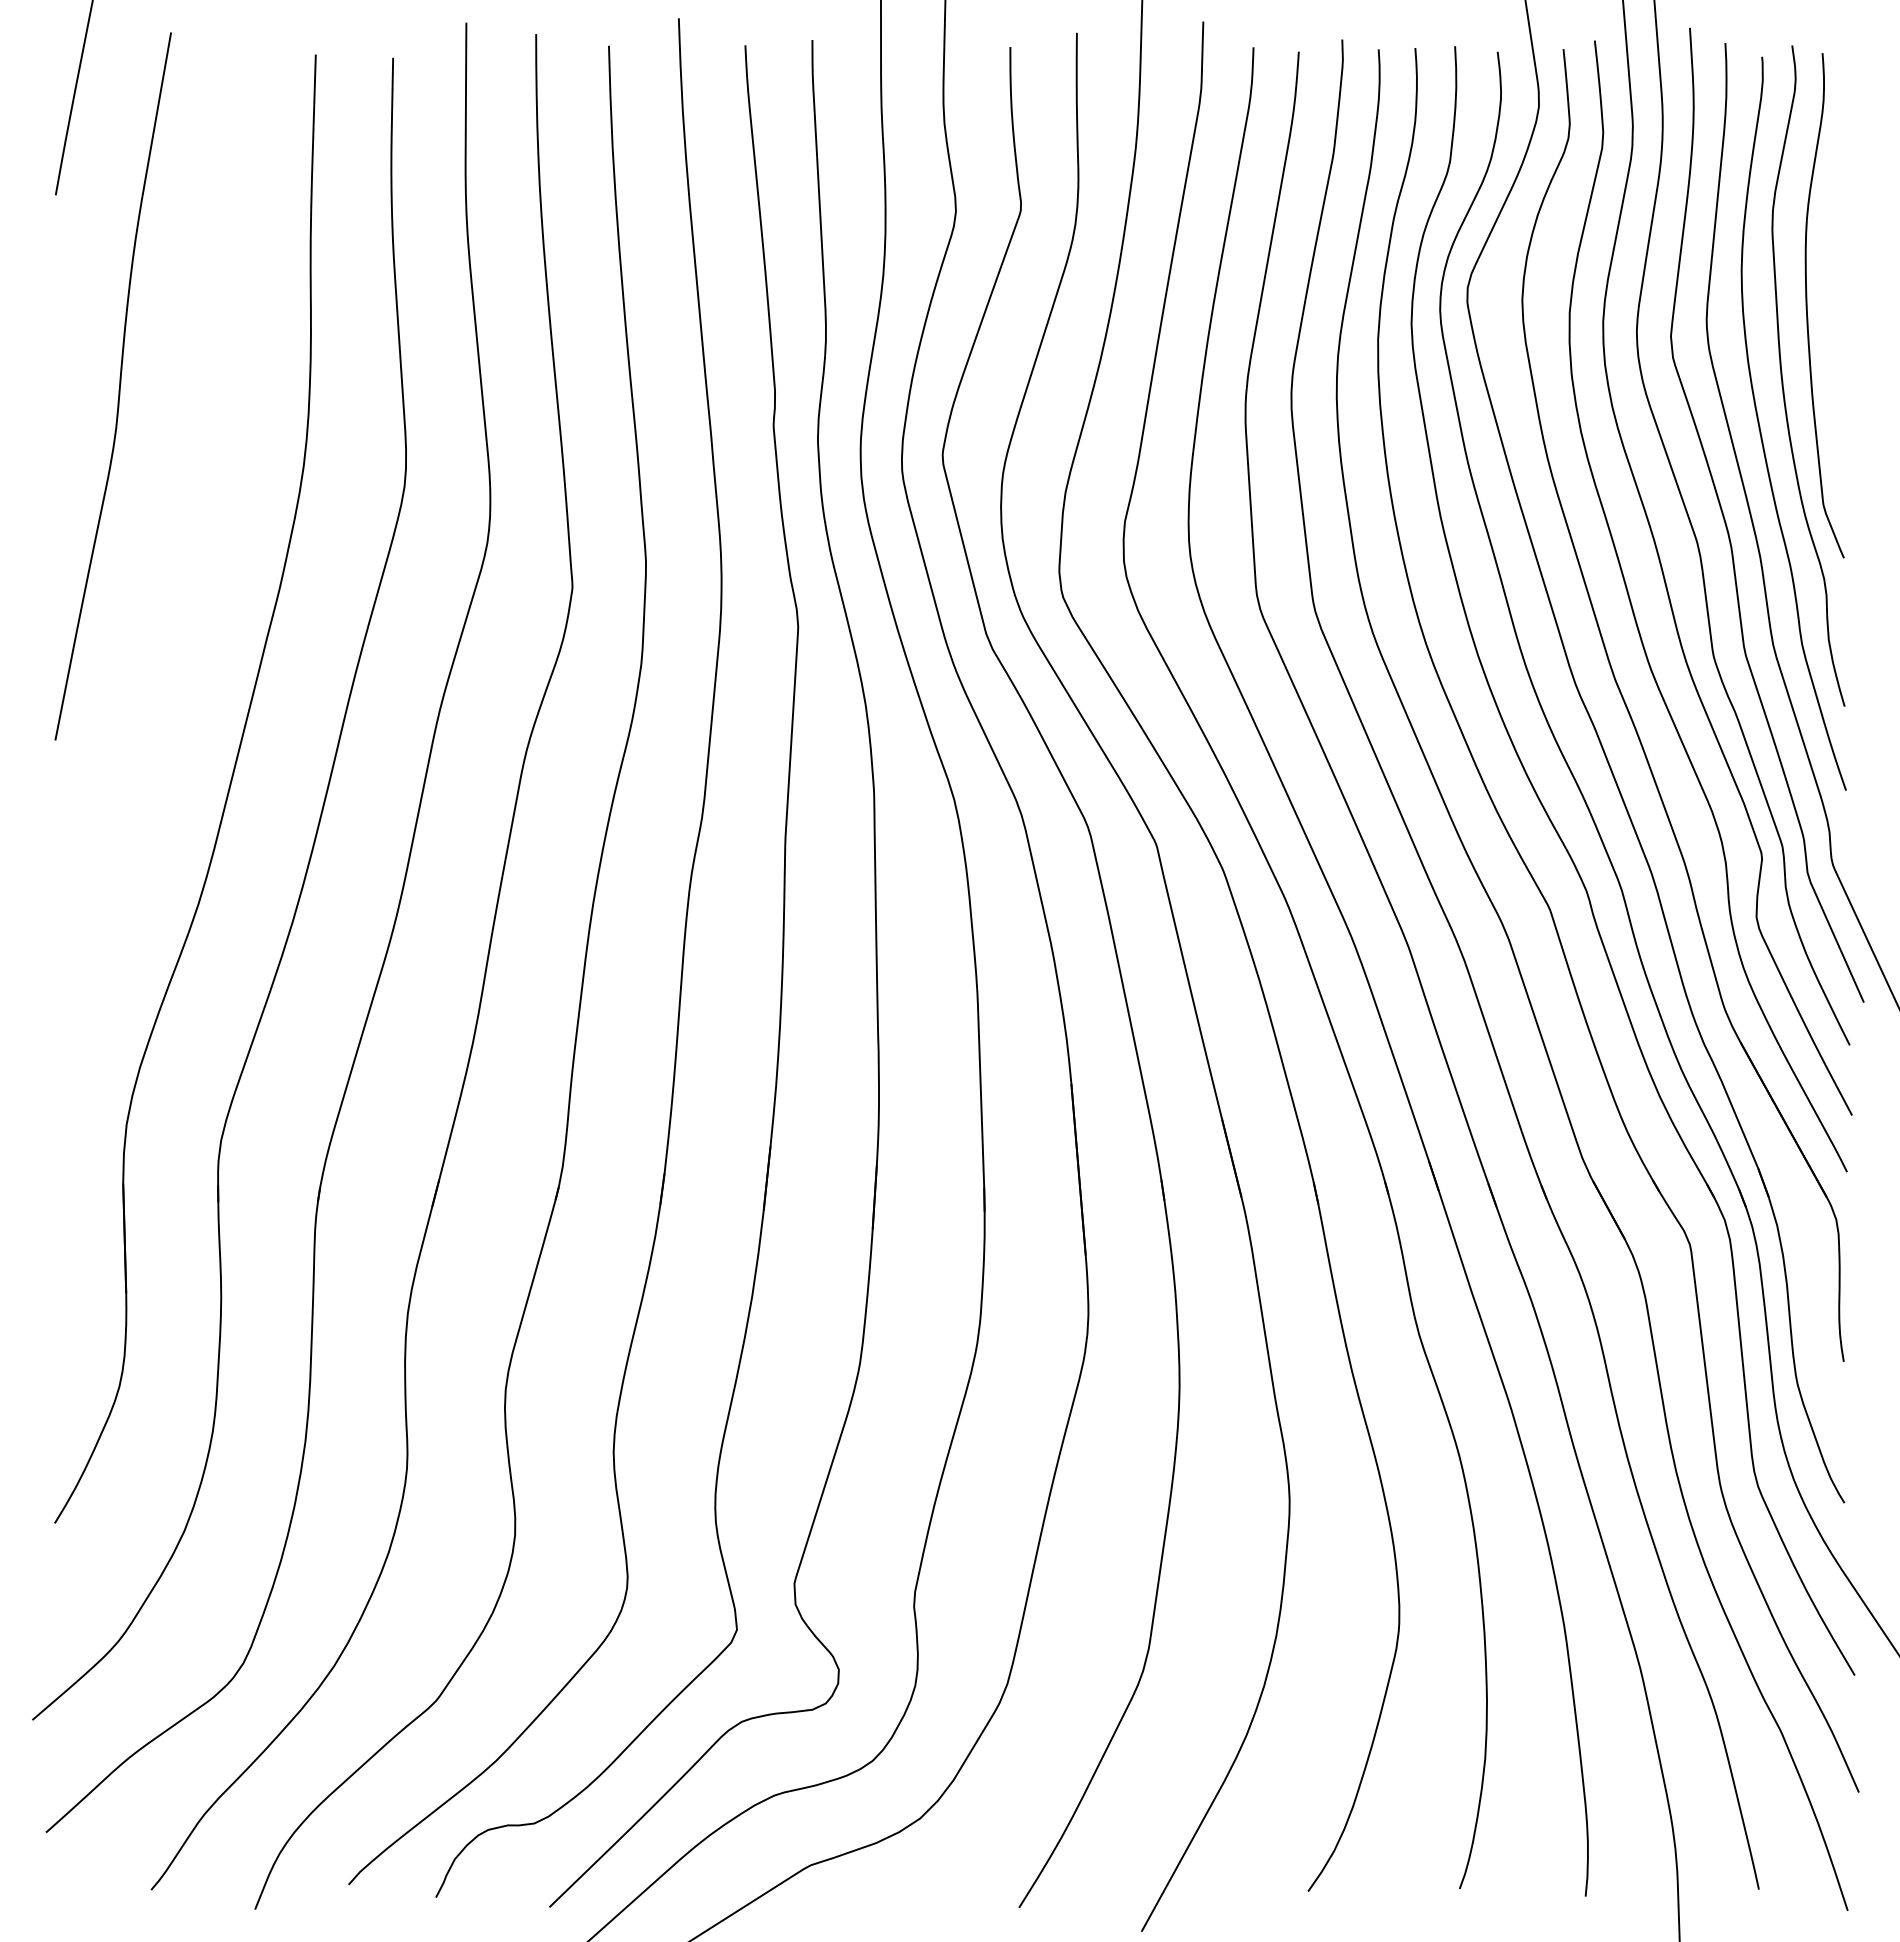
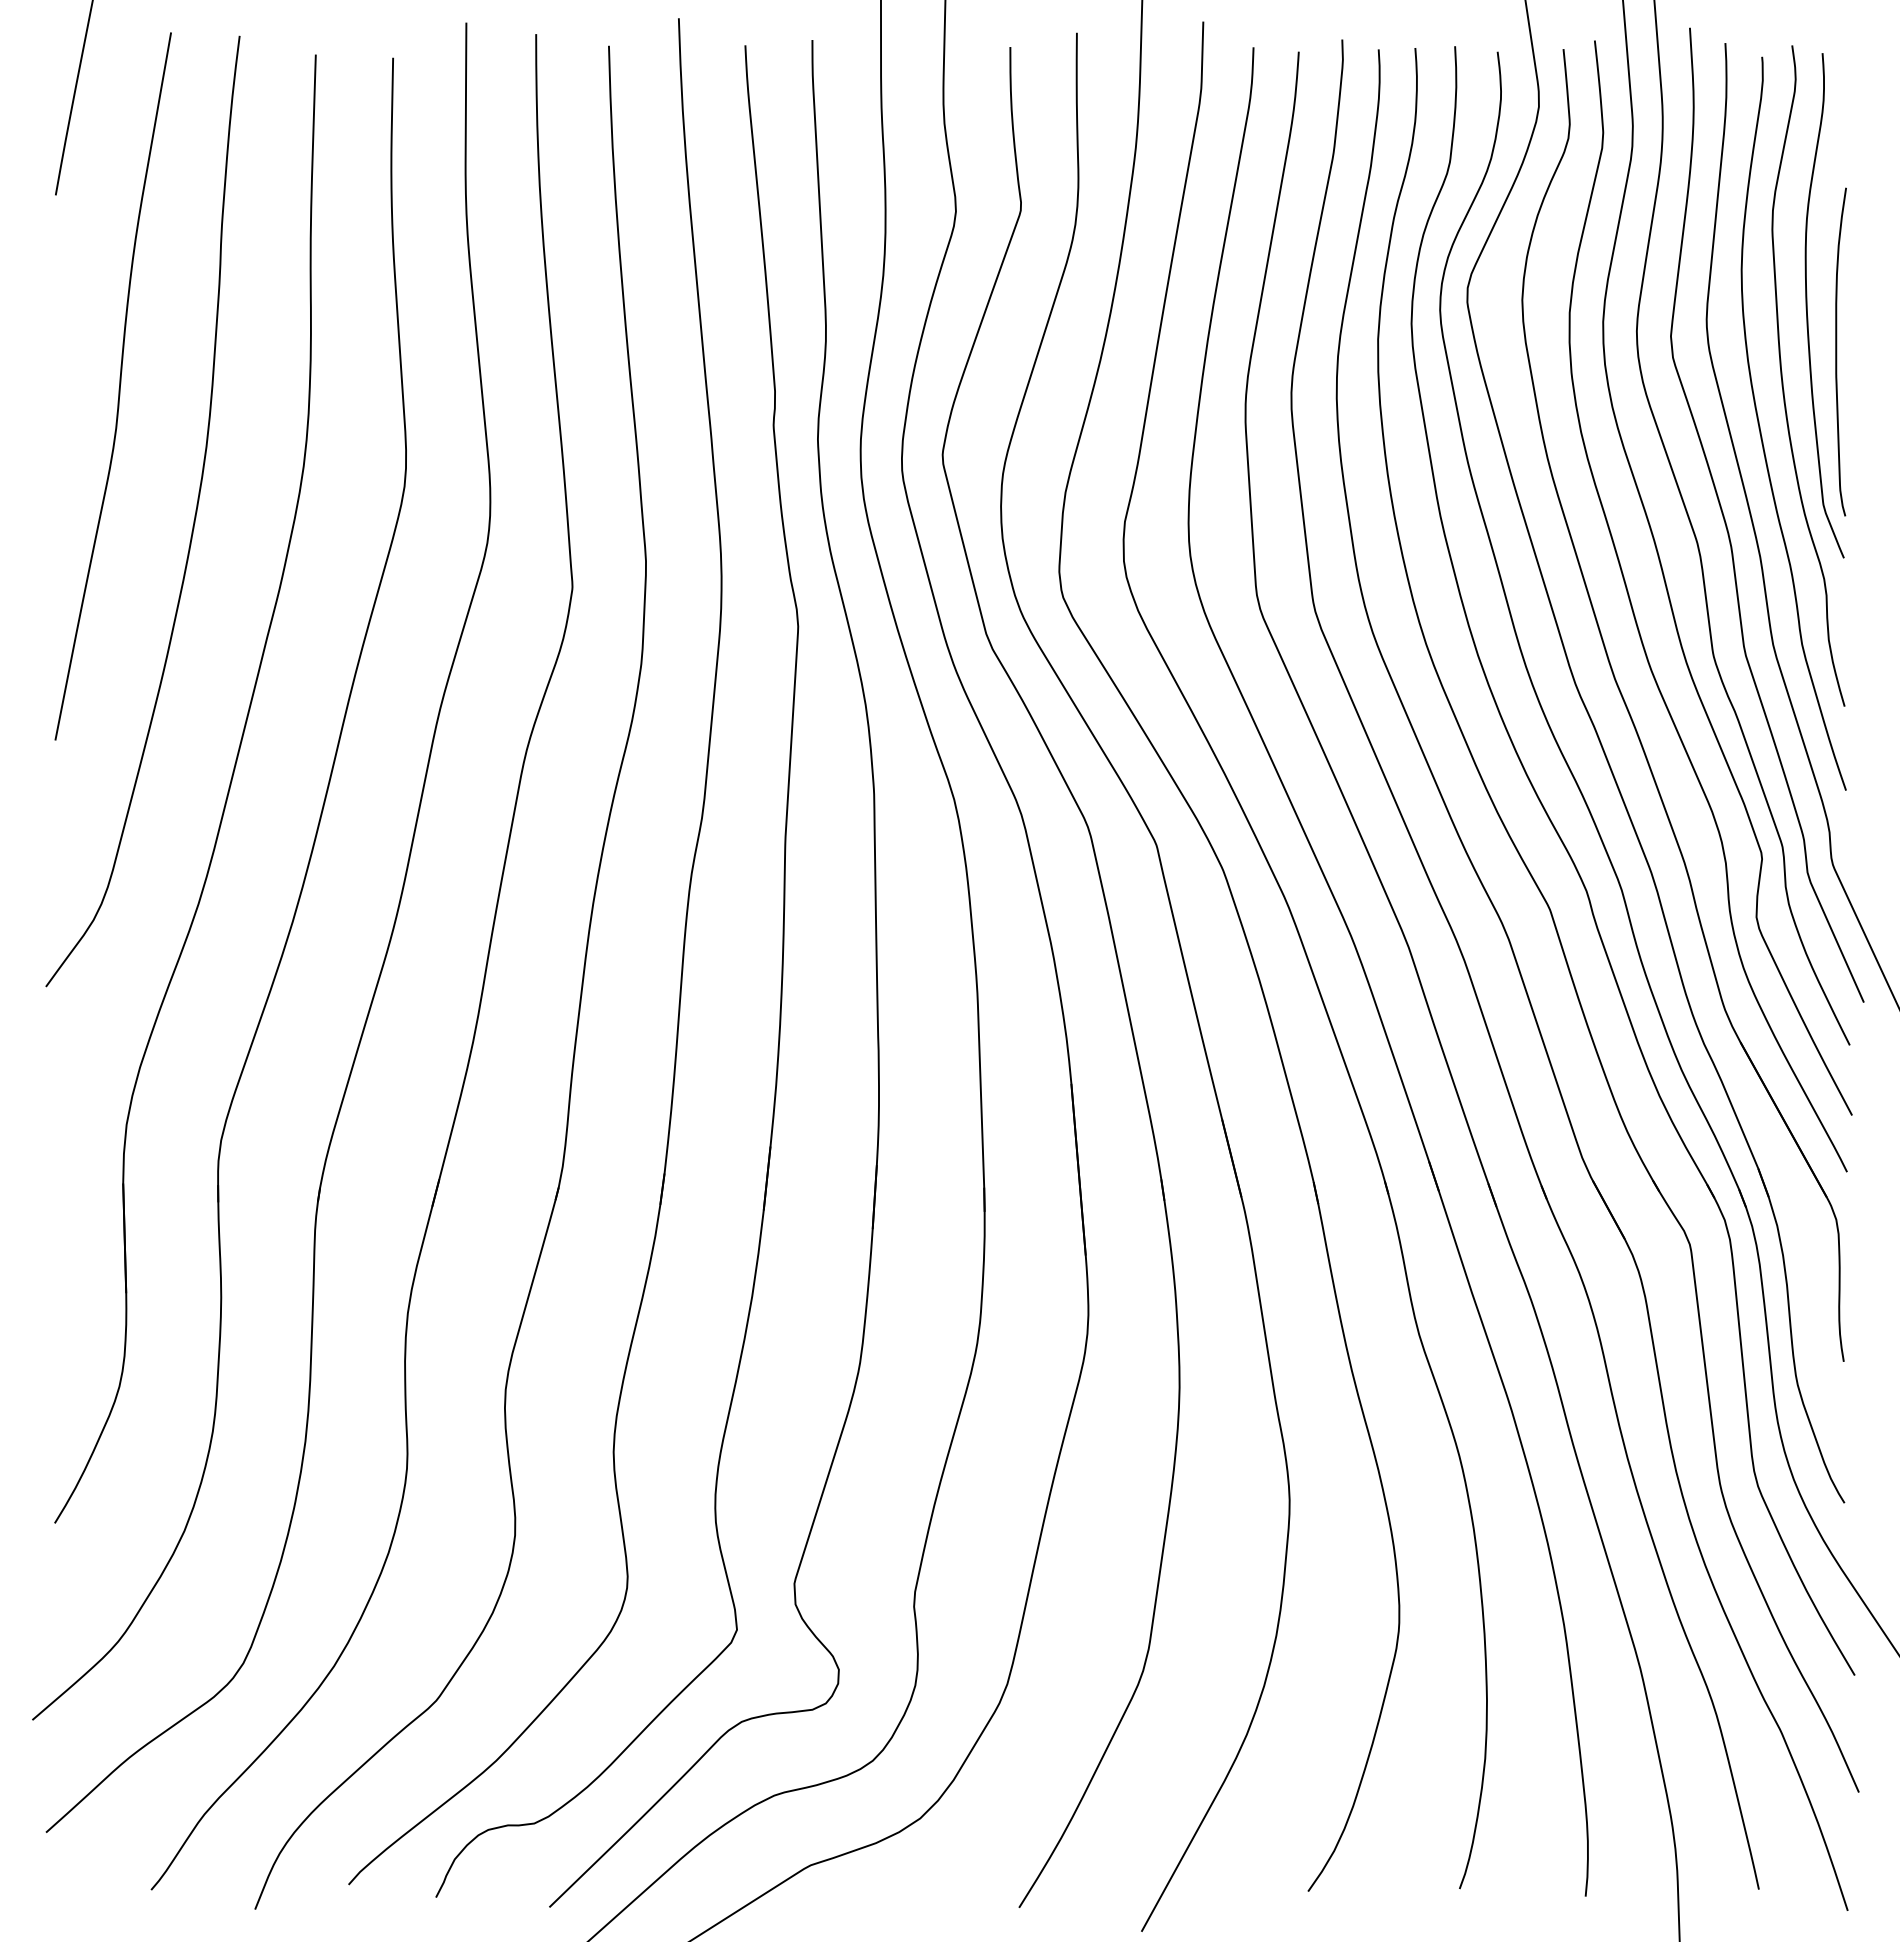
curve: none -> present (1837, 351)
curve: none -> present (193, 520)
